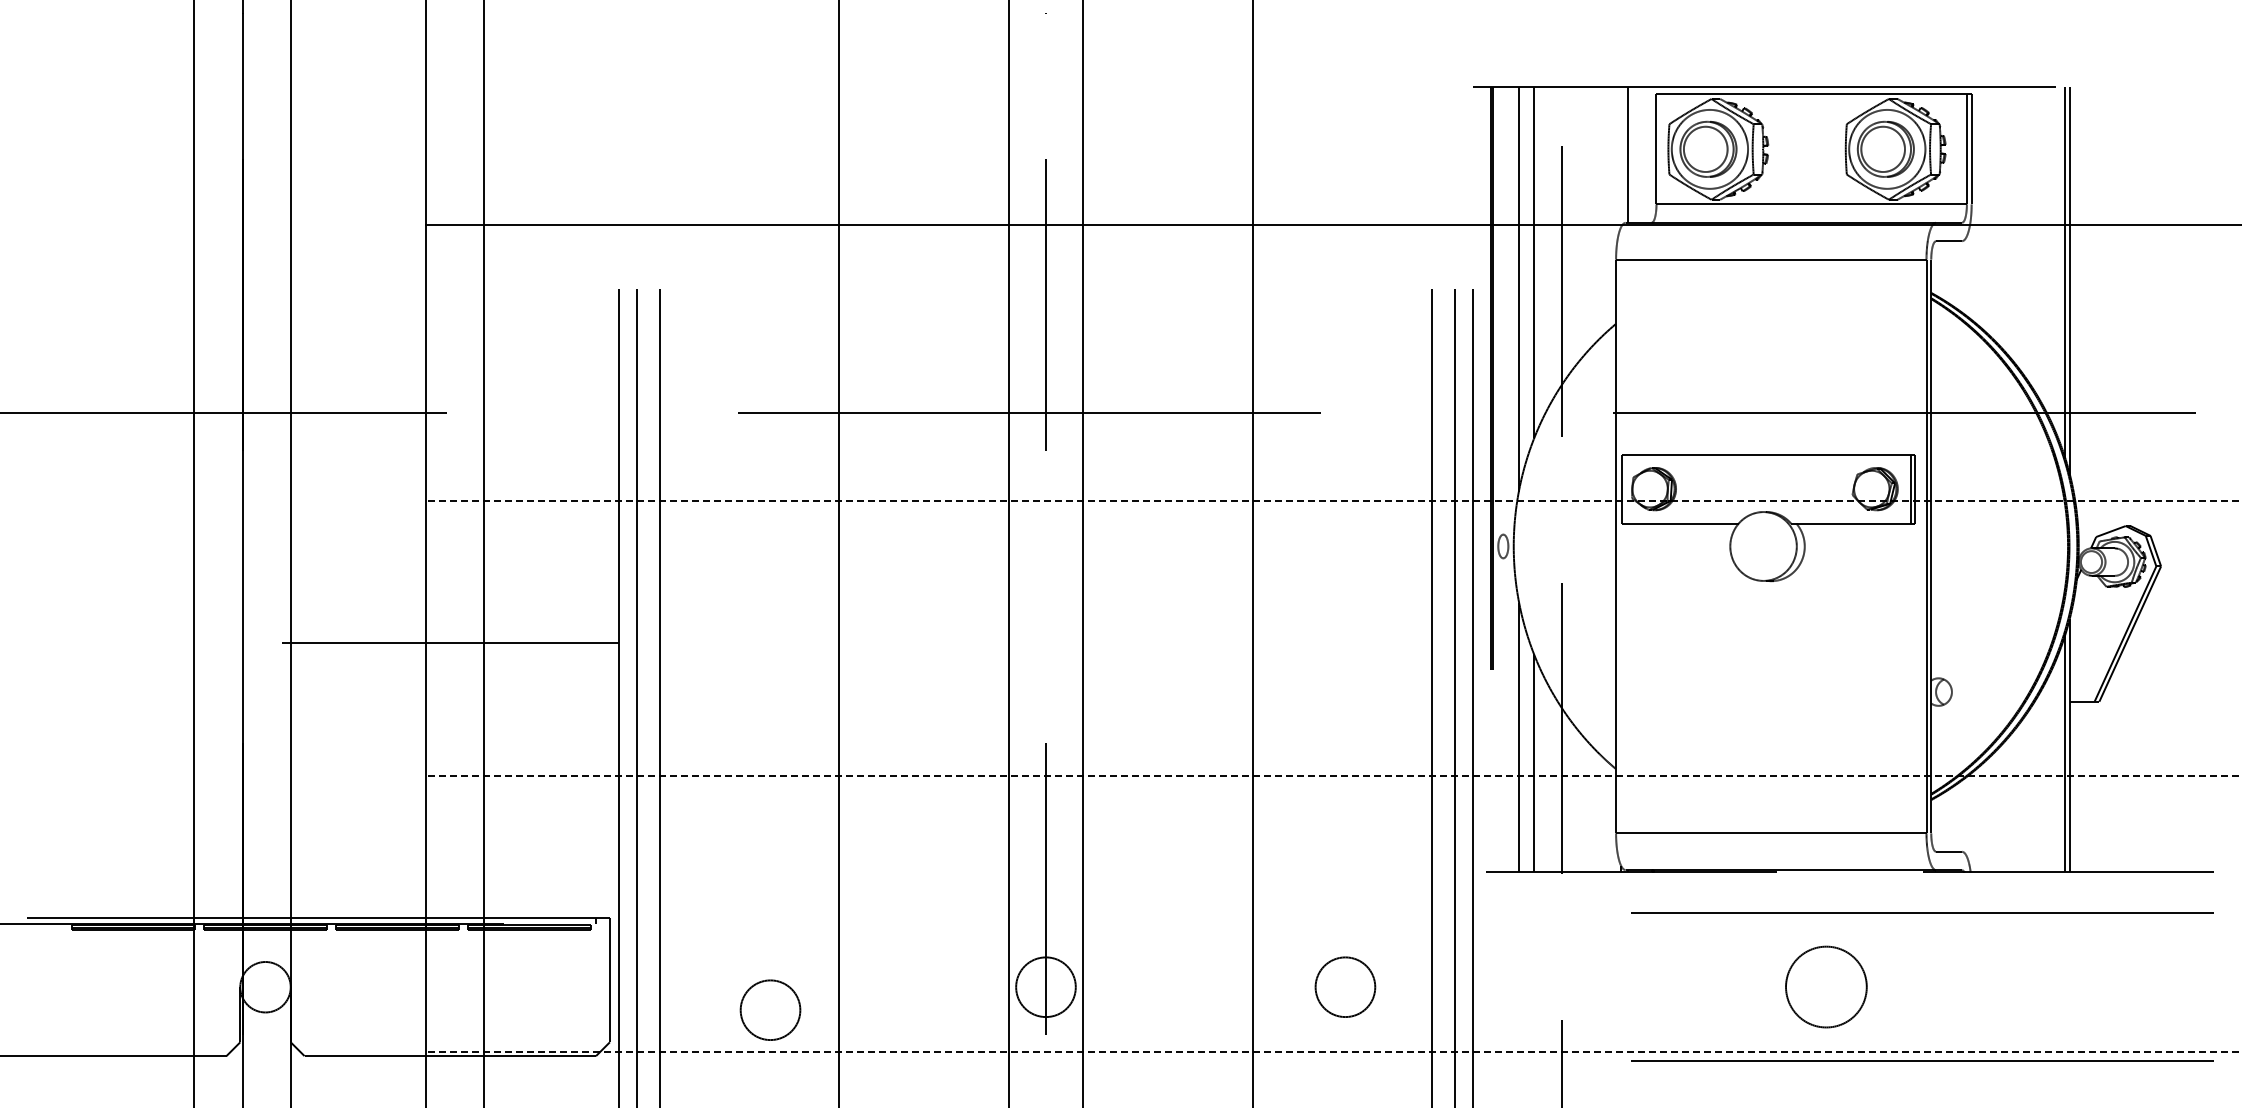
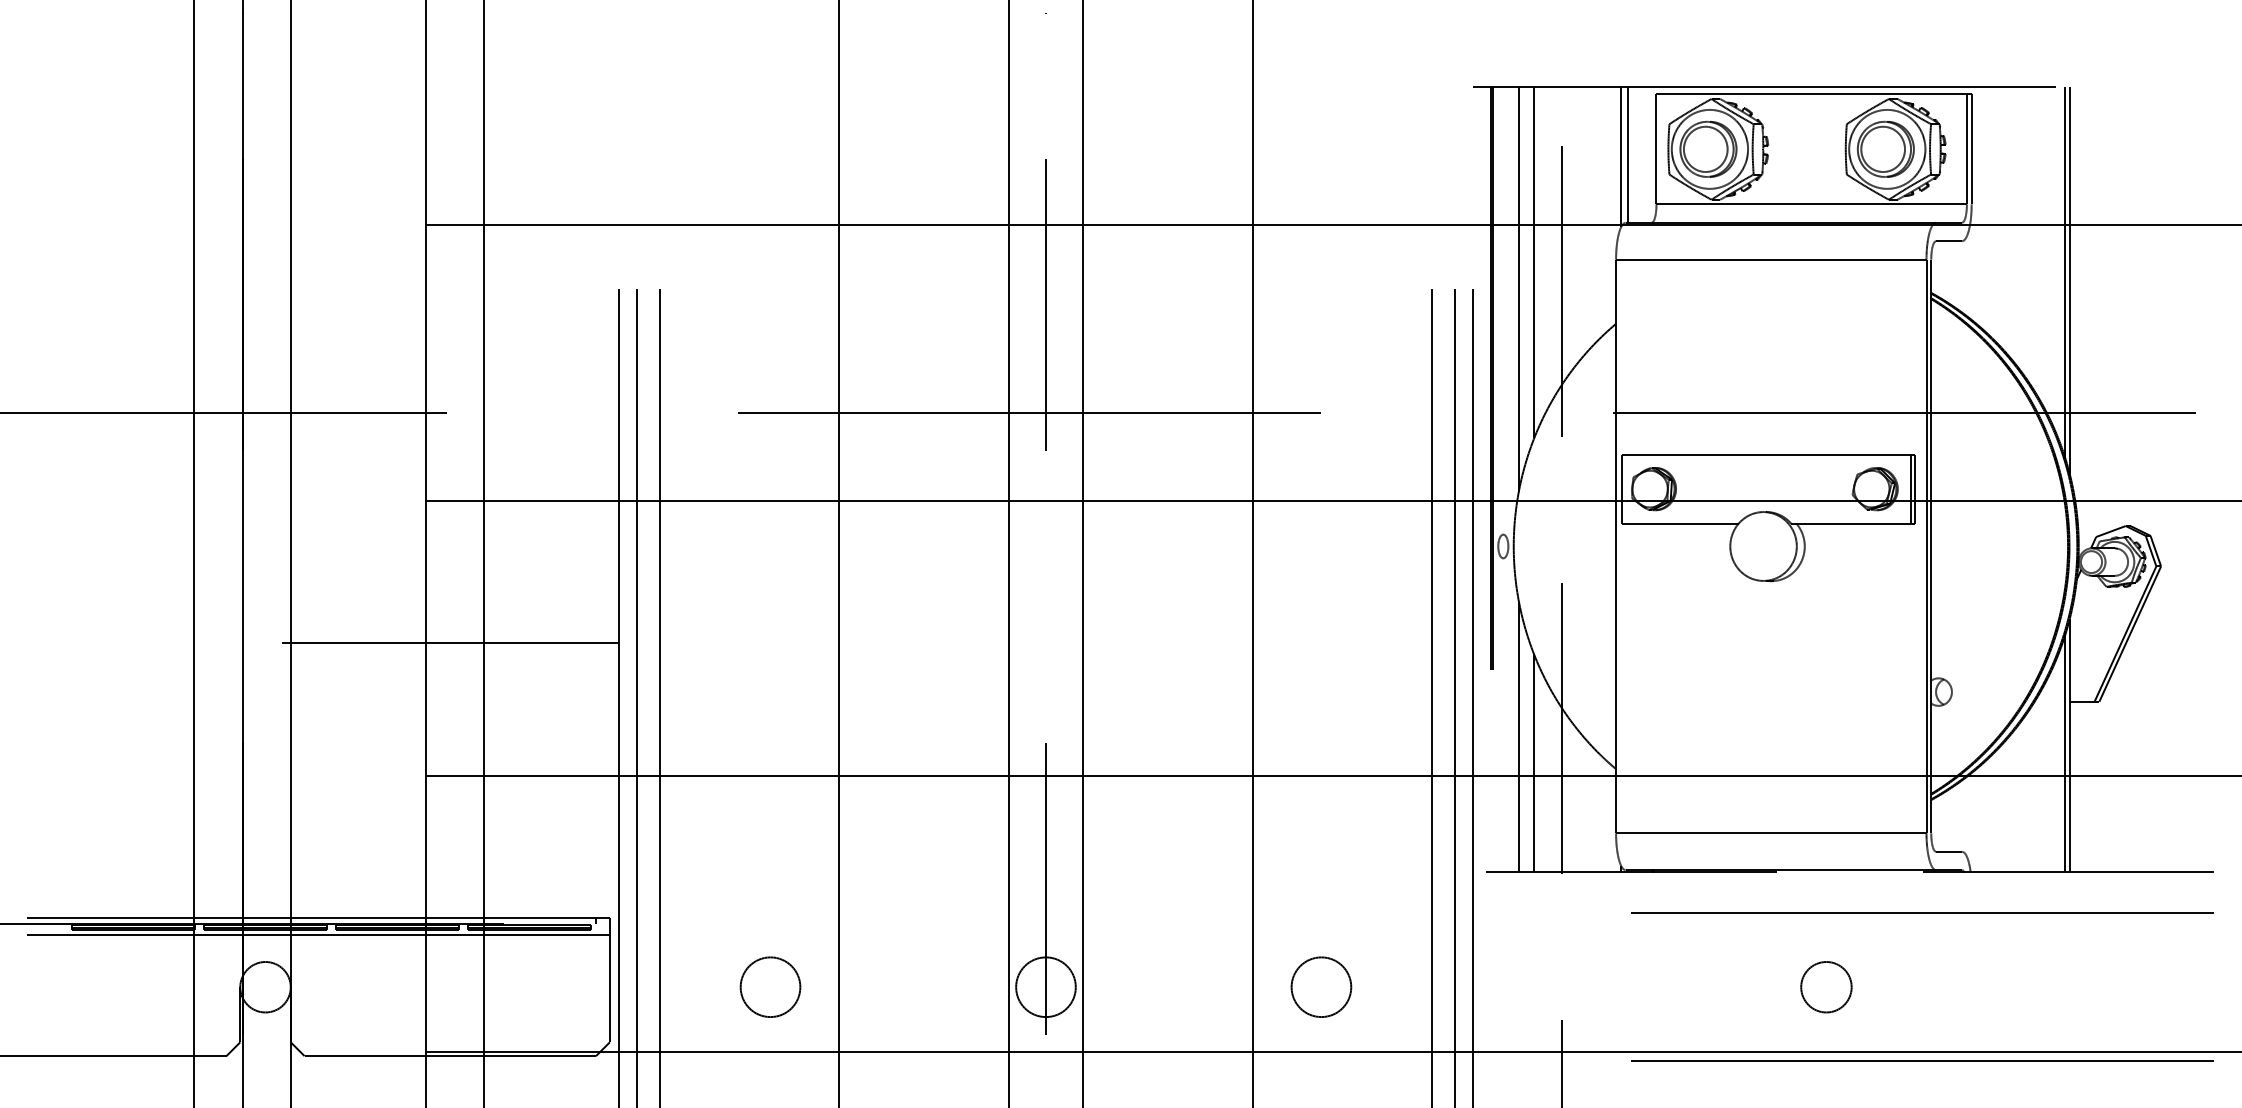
line: none -> present (1621, 157)
line: dashed -> solid (1334, 500)
line: dashed -> solid (1334, 776)
line: none -> present (305, 935)
circle position: (1345, 986) -> (1321, 986) (1321, 986)
circle size: 83x84 px -> 53x53 px (1826, 987)
circle position: (770, 1009) -> (770, 986) (770, 986)
line: dashed -> solid (1334, 1051)
